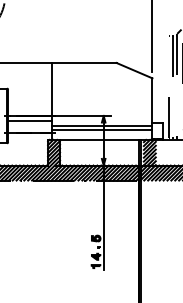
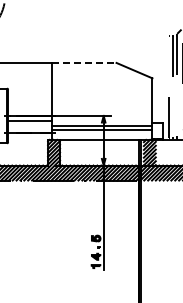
line: present -> none (152, 36)
line: solid -> dashed (84, 62)
